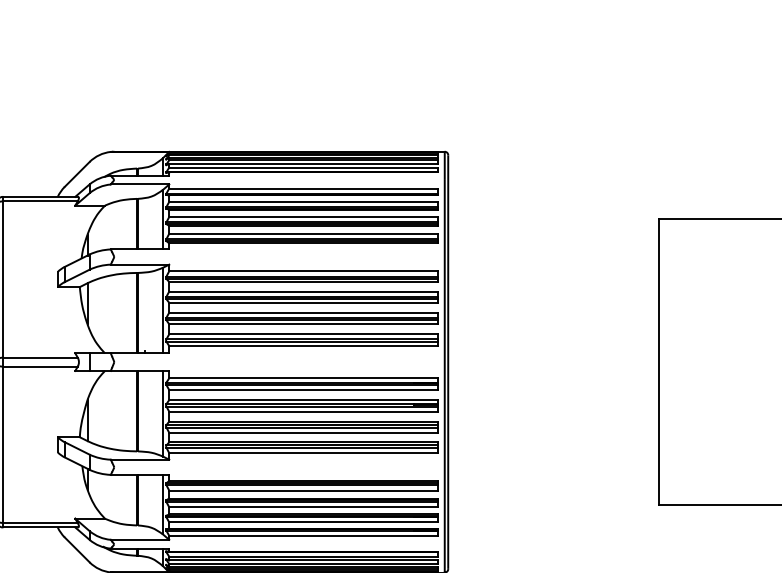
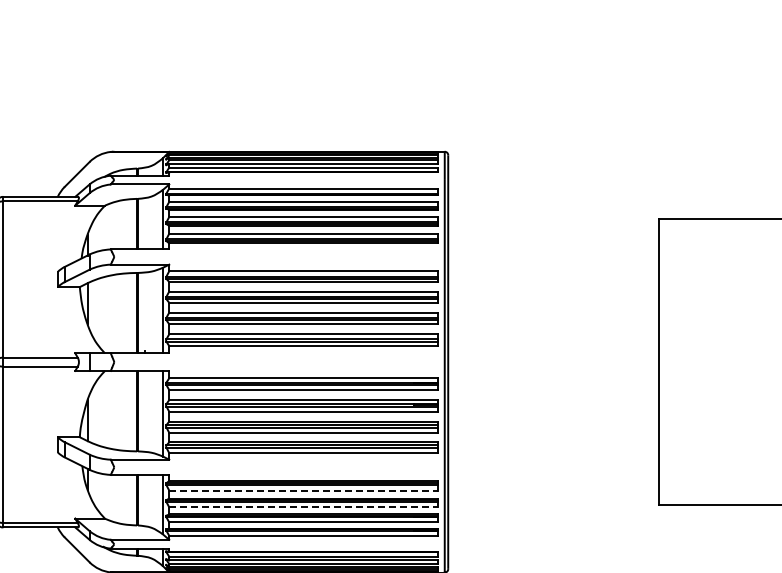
line: solid -> dashed (303, 490)
line: solid -> dashed (303, 507)
